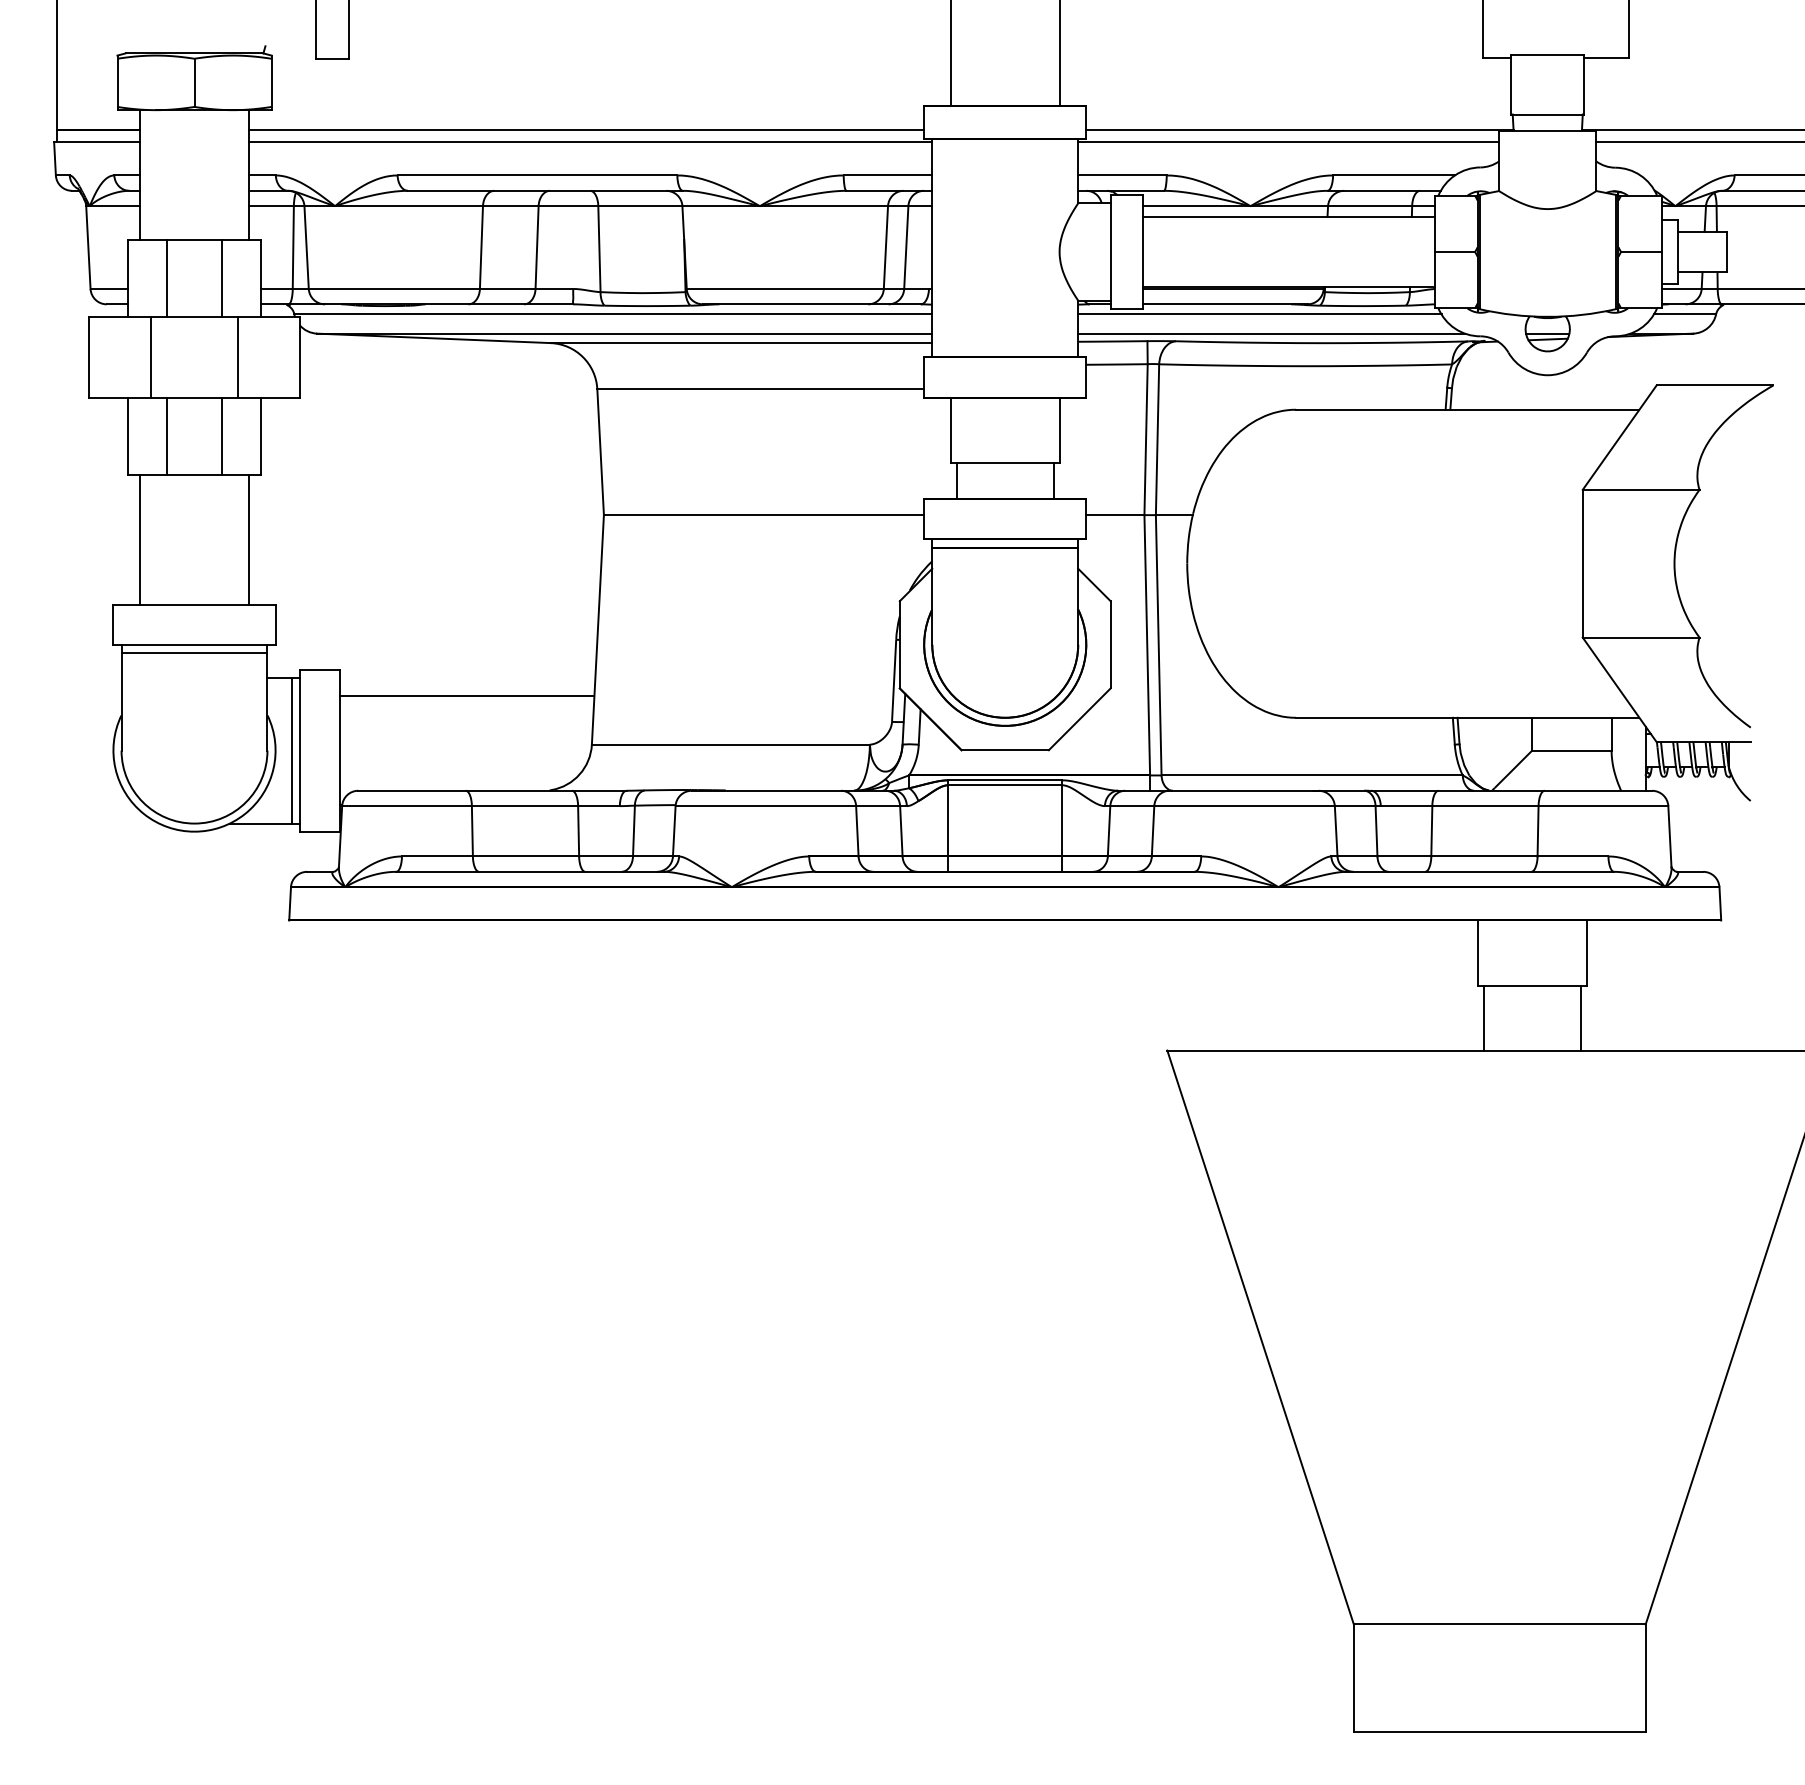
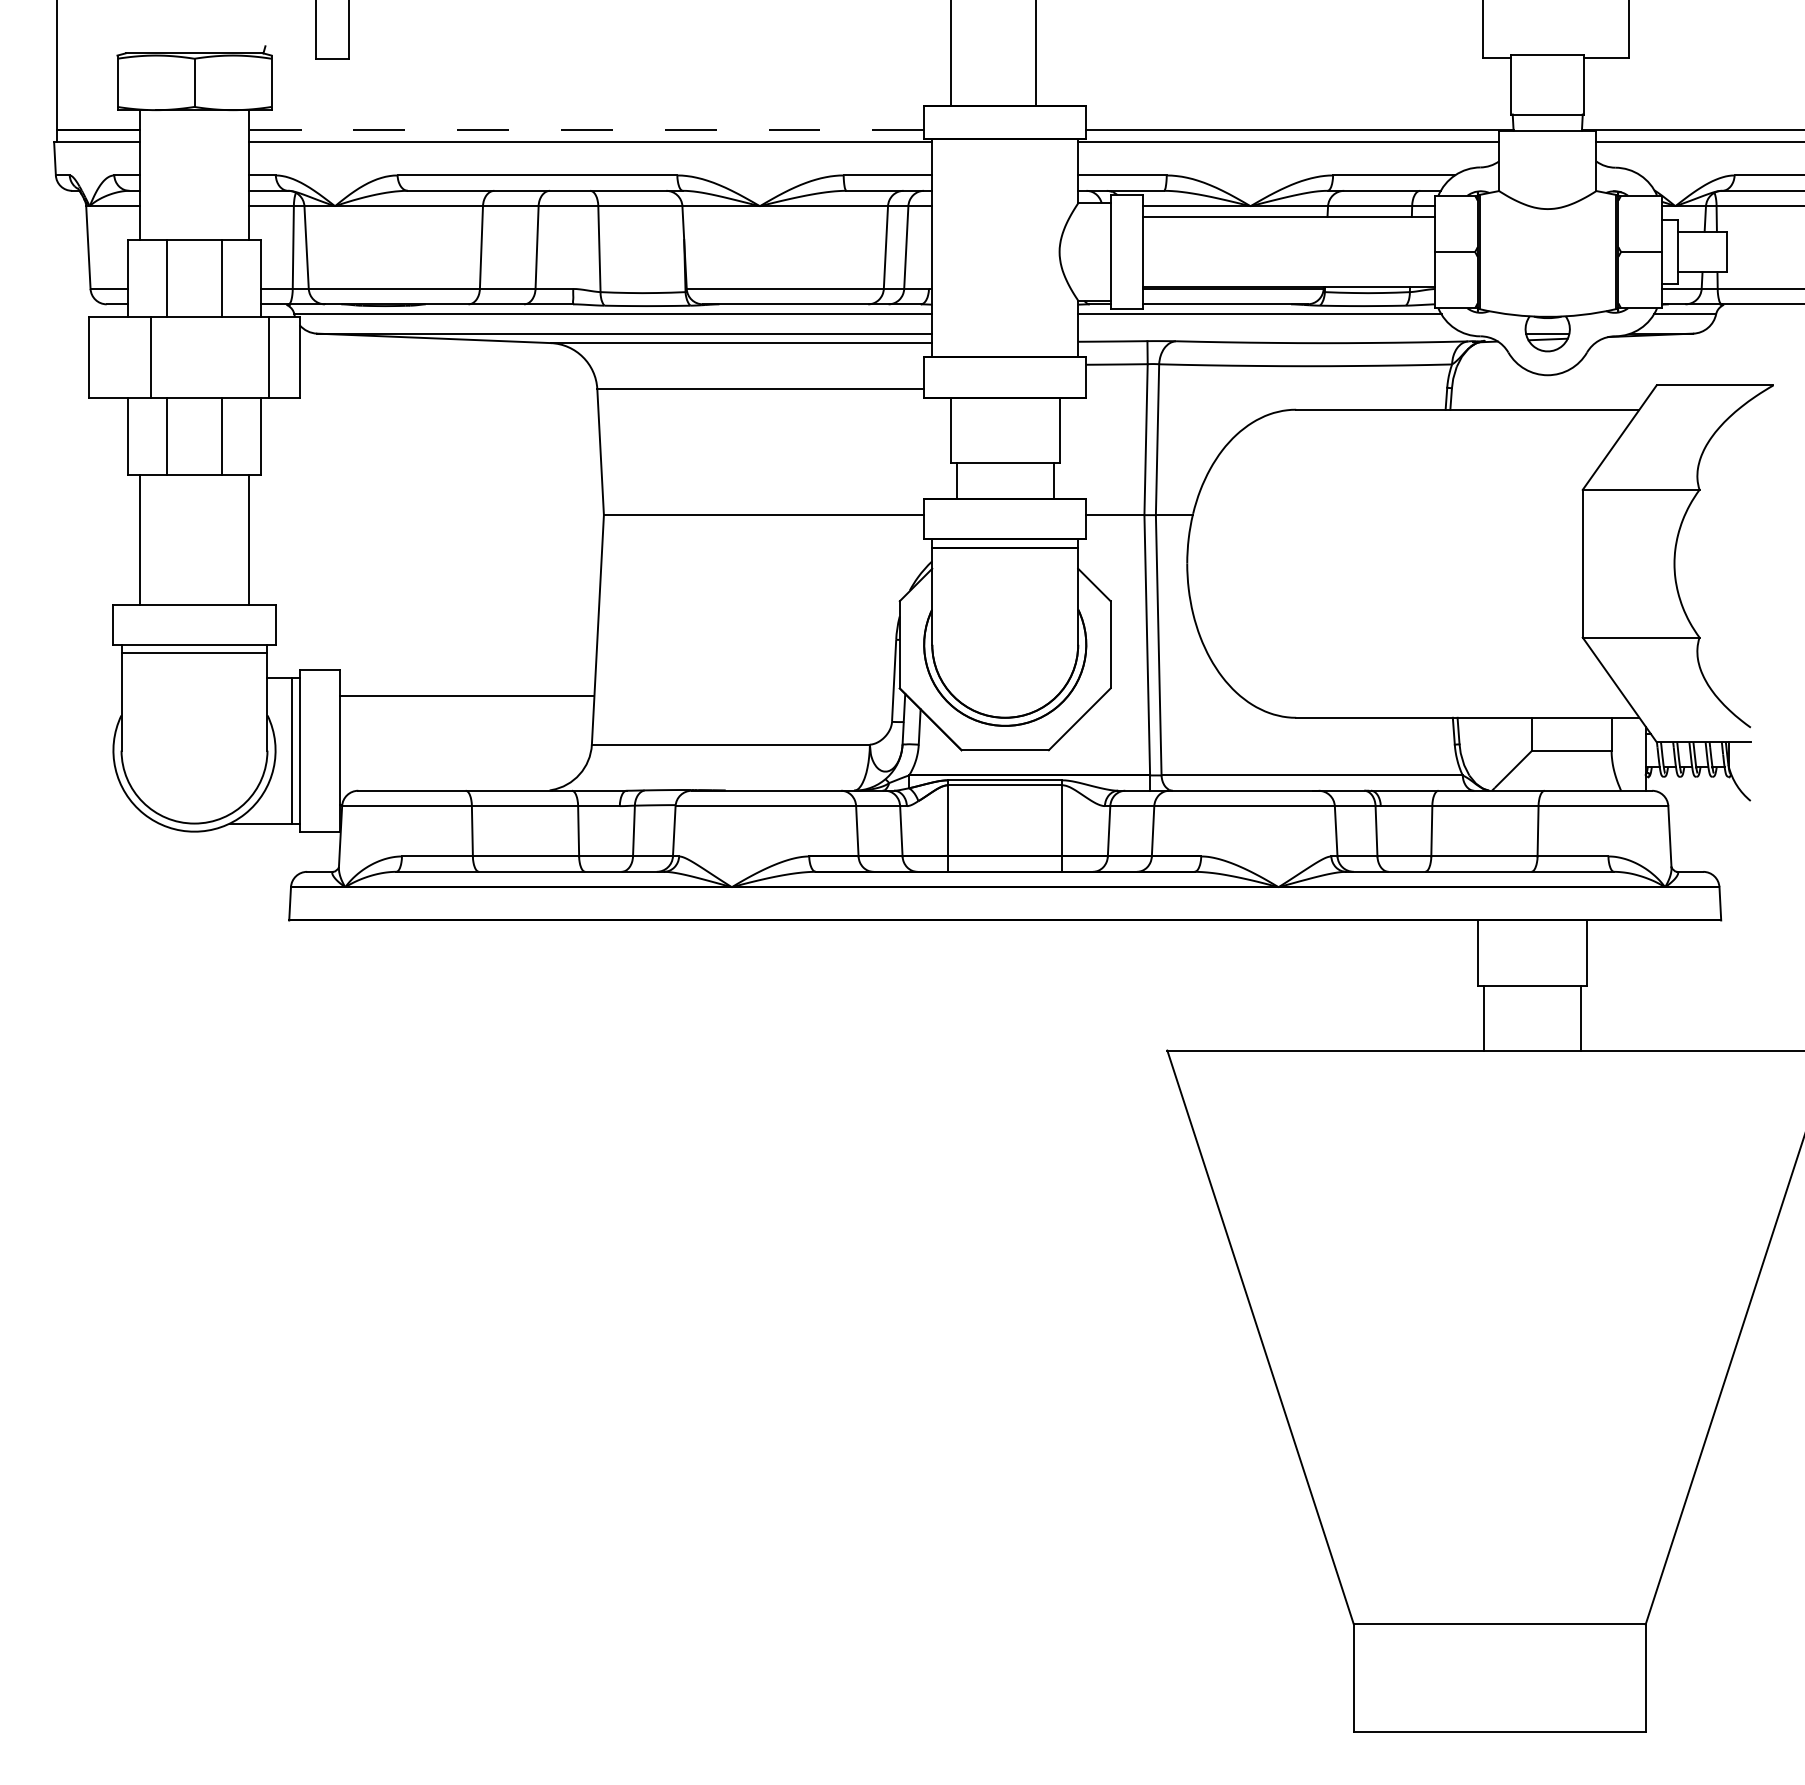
line position: (1059, 54) -> (1035, 54) (1035, 54)
line: solid -> dashed (586, 130)
line: present -> none (1271, 333)
line position: (238, 356) -> (269, 356) (269, 356)
